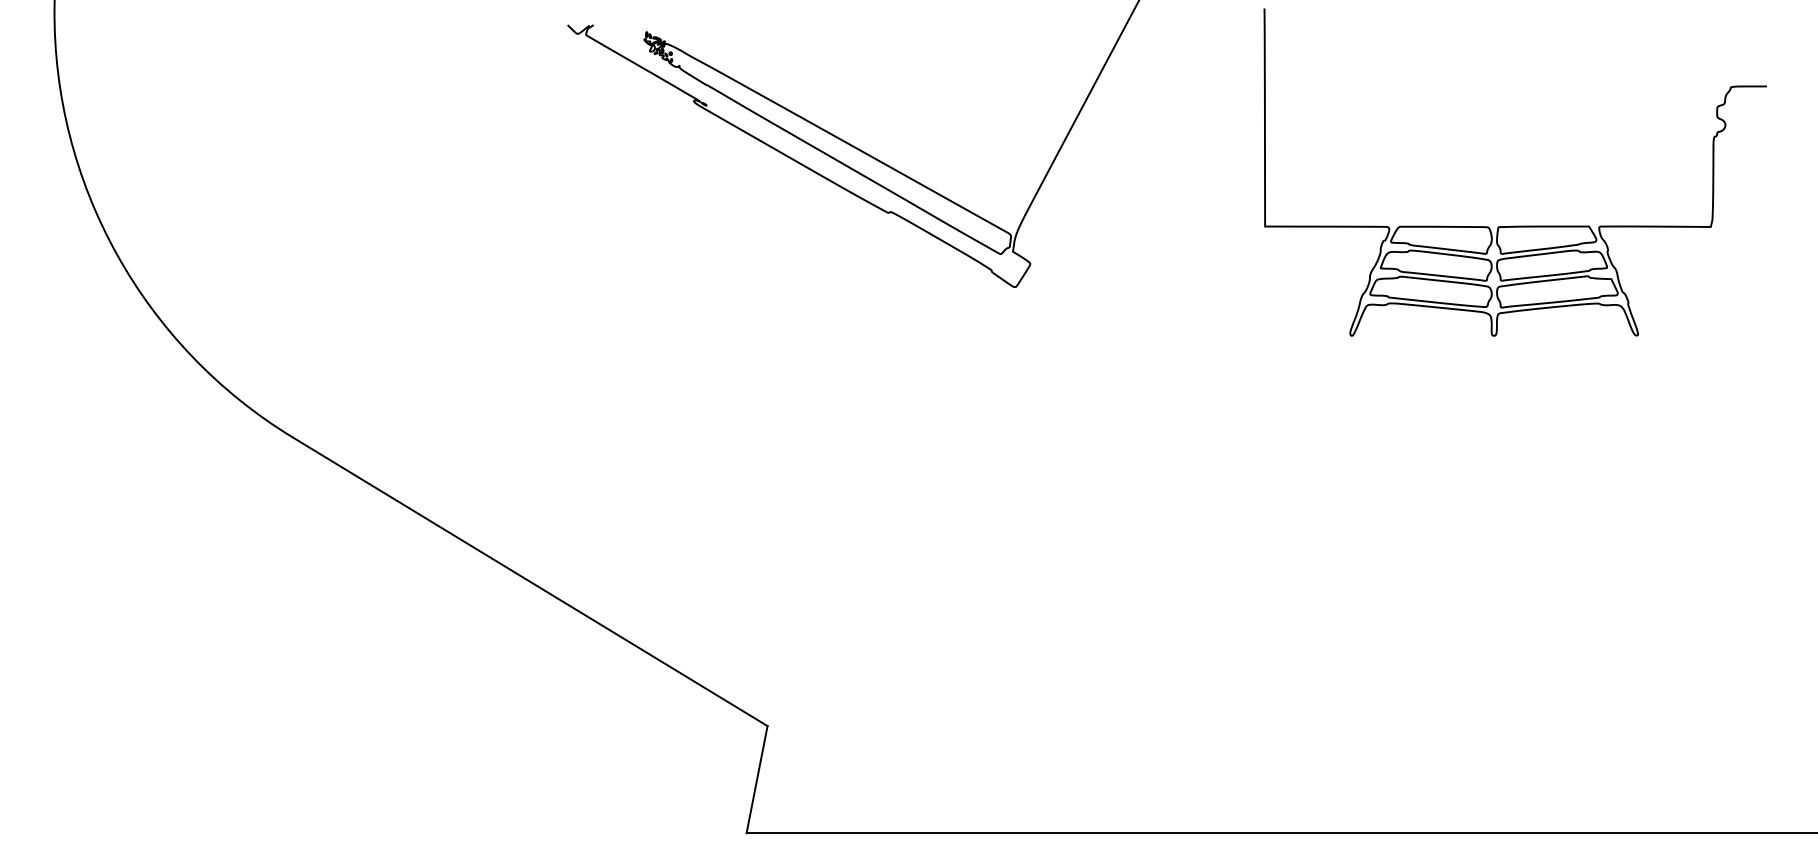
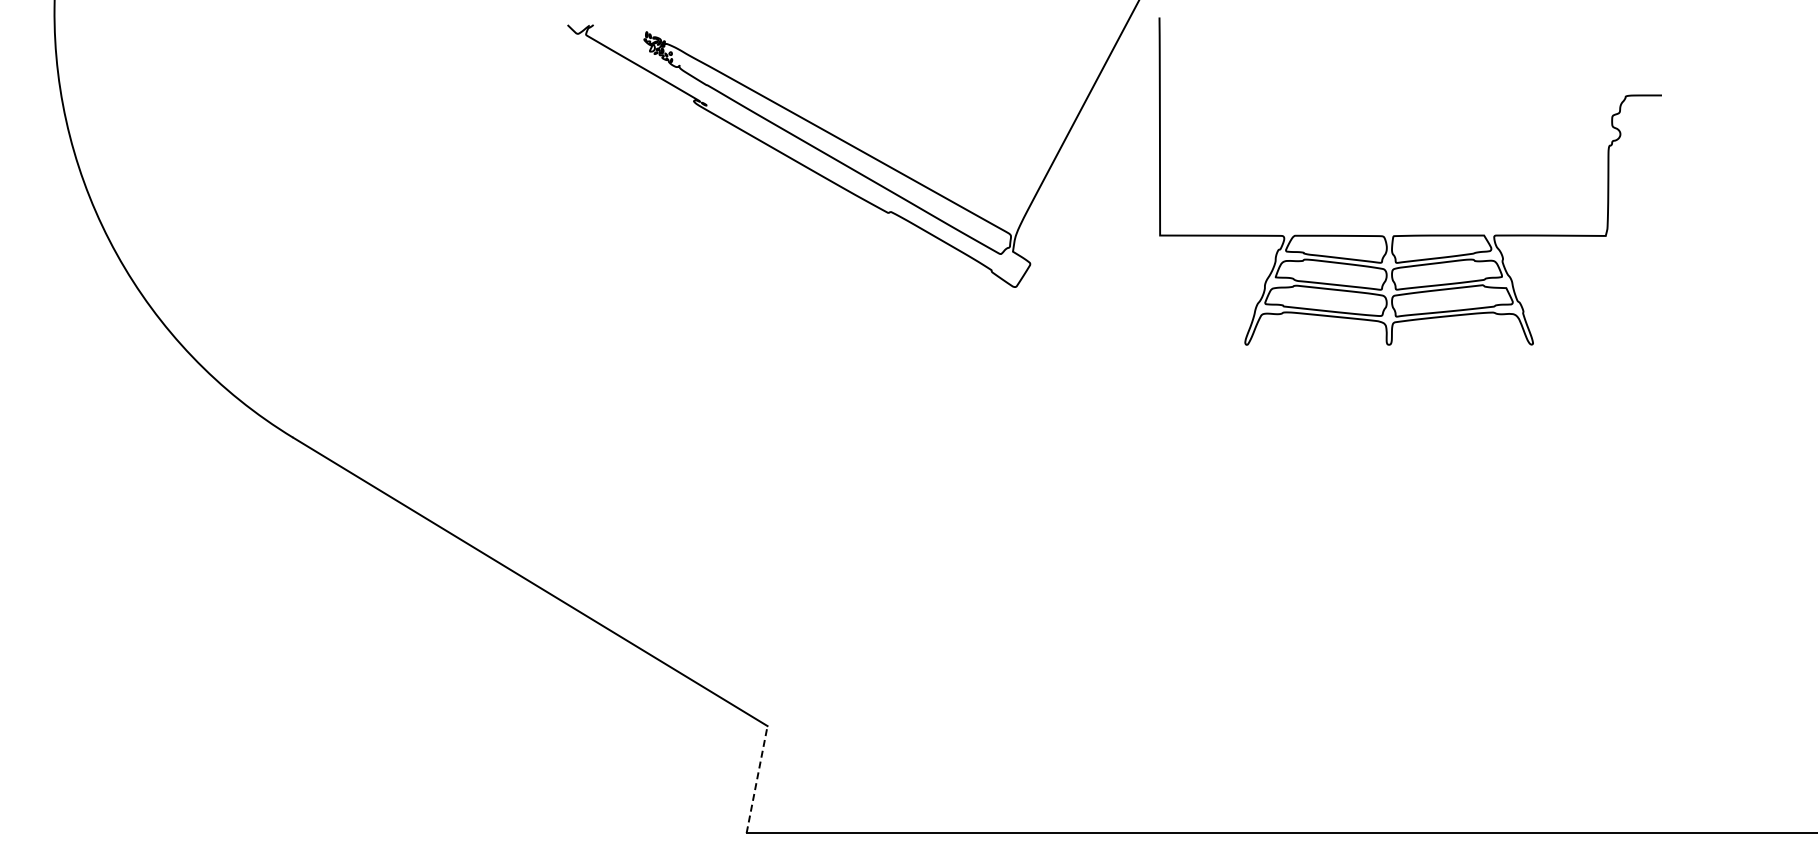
part position: (1514, 225) -> (1409, 234) (1409, 234)
line: solid -> dashed (757, 779)
